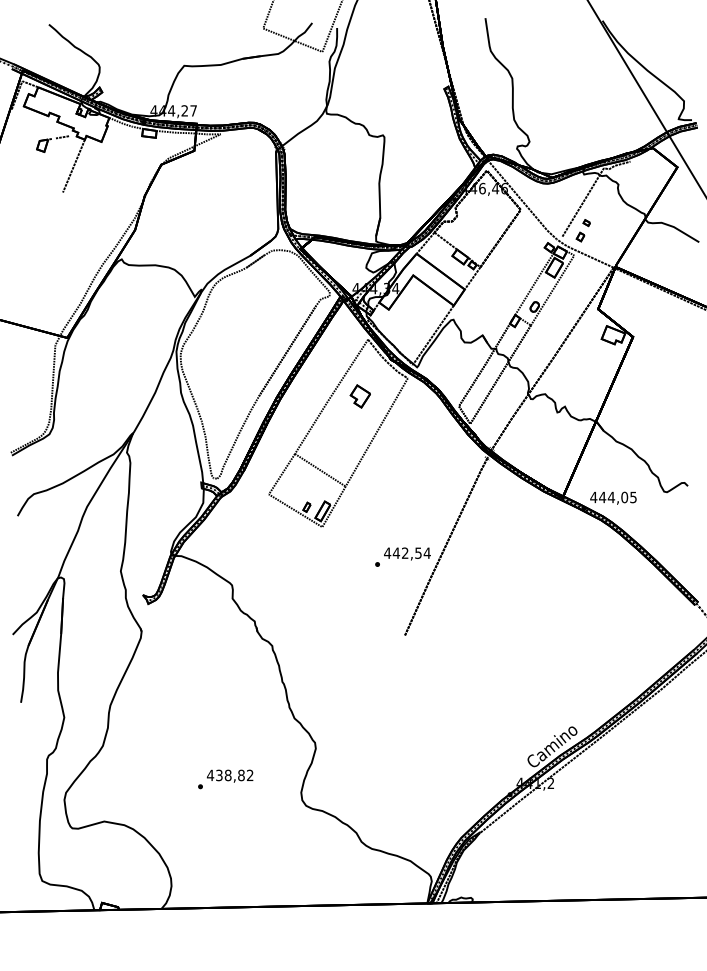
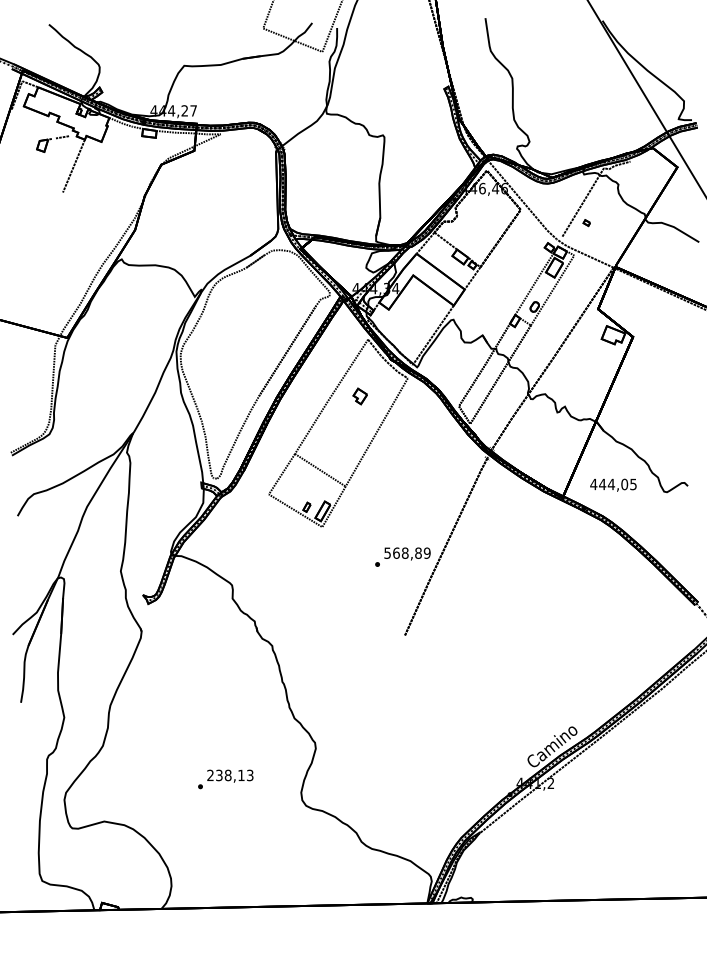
part: present -> none (580, 236)
part size: 22x25 px -> 16x19 px (359, 396)
text position: (613, 497) -> (613, 484) (613, 484)
text: 442,54 -> 568,89 (407, 552)
text: 438,82 -> 238,13 (229, 775)
